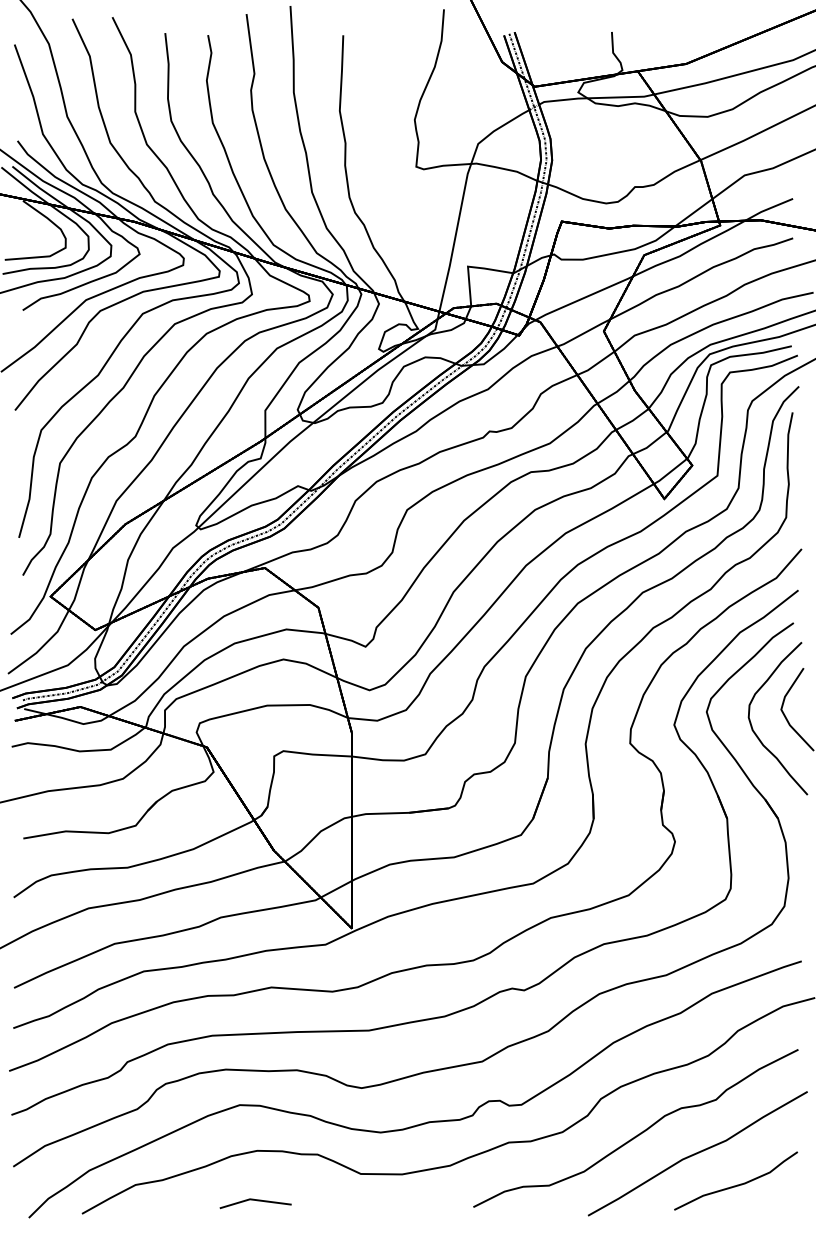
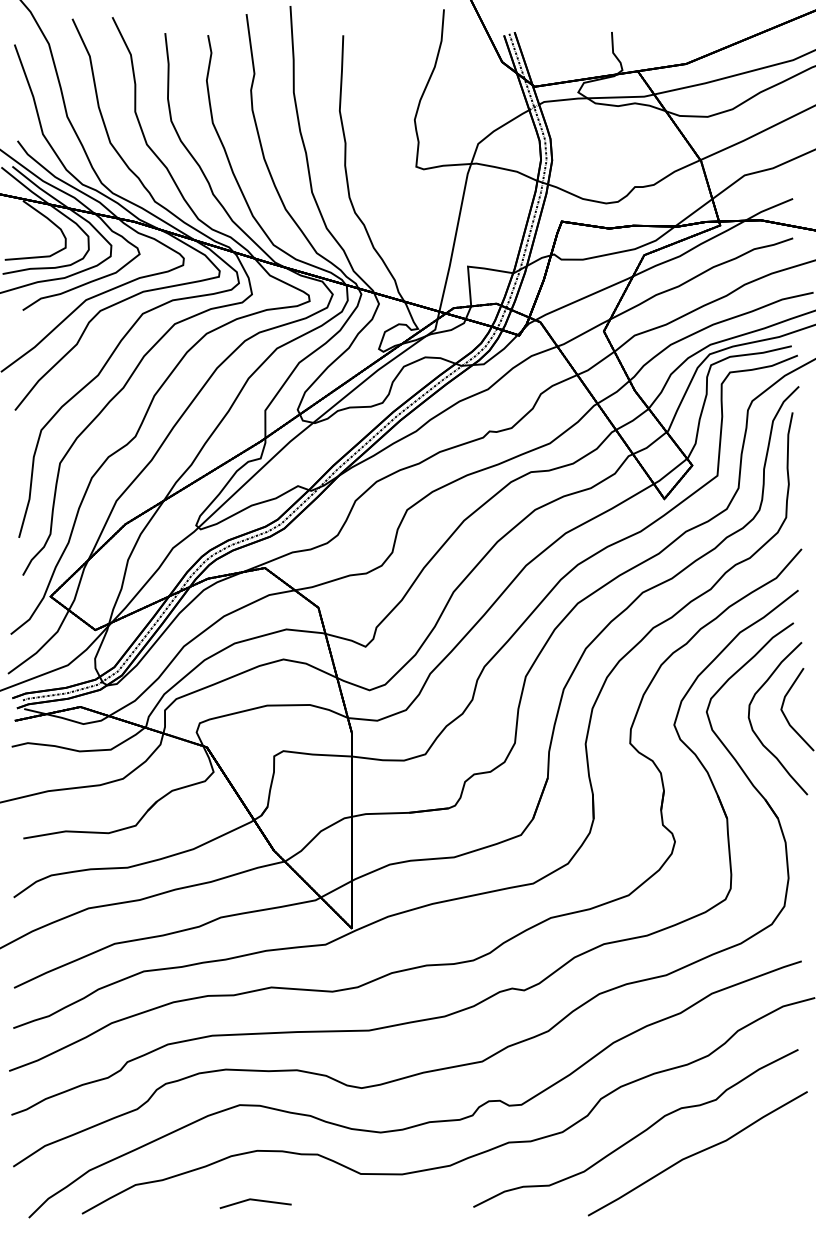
part: present -> none (735, 1180)
